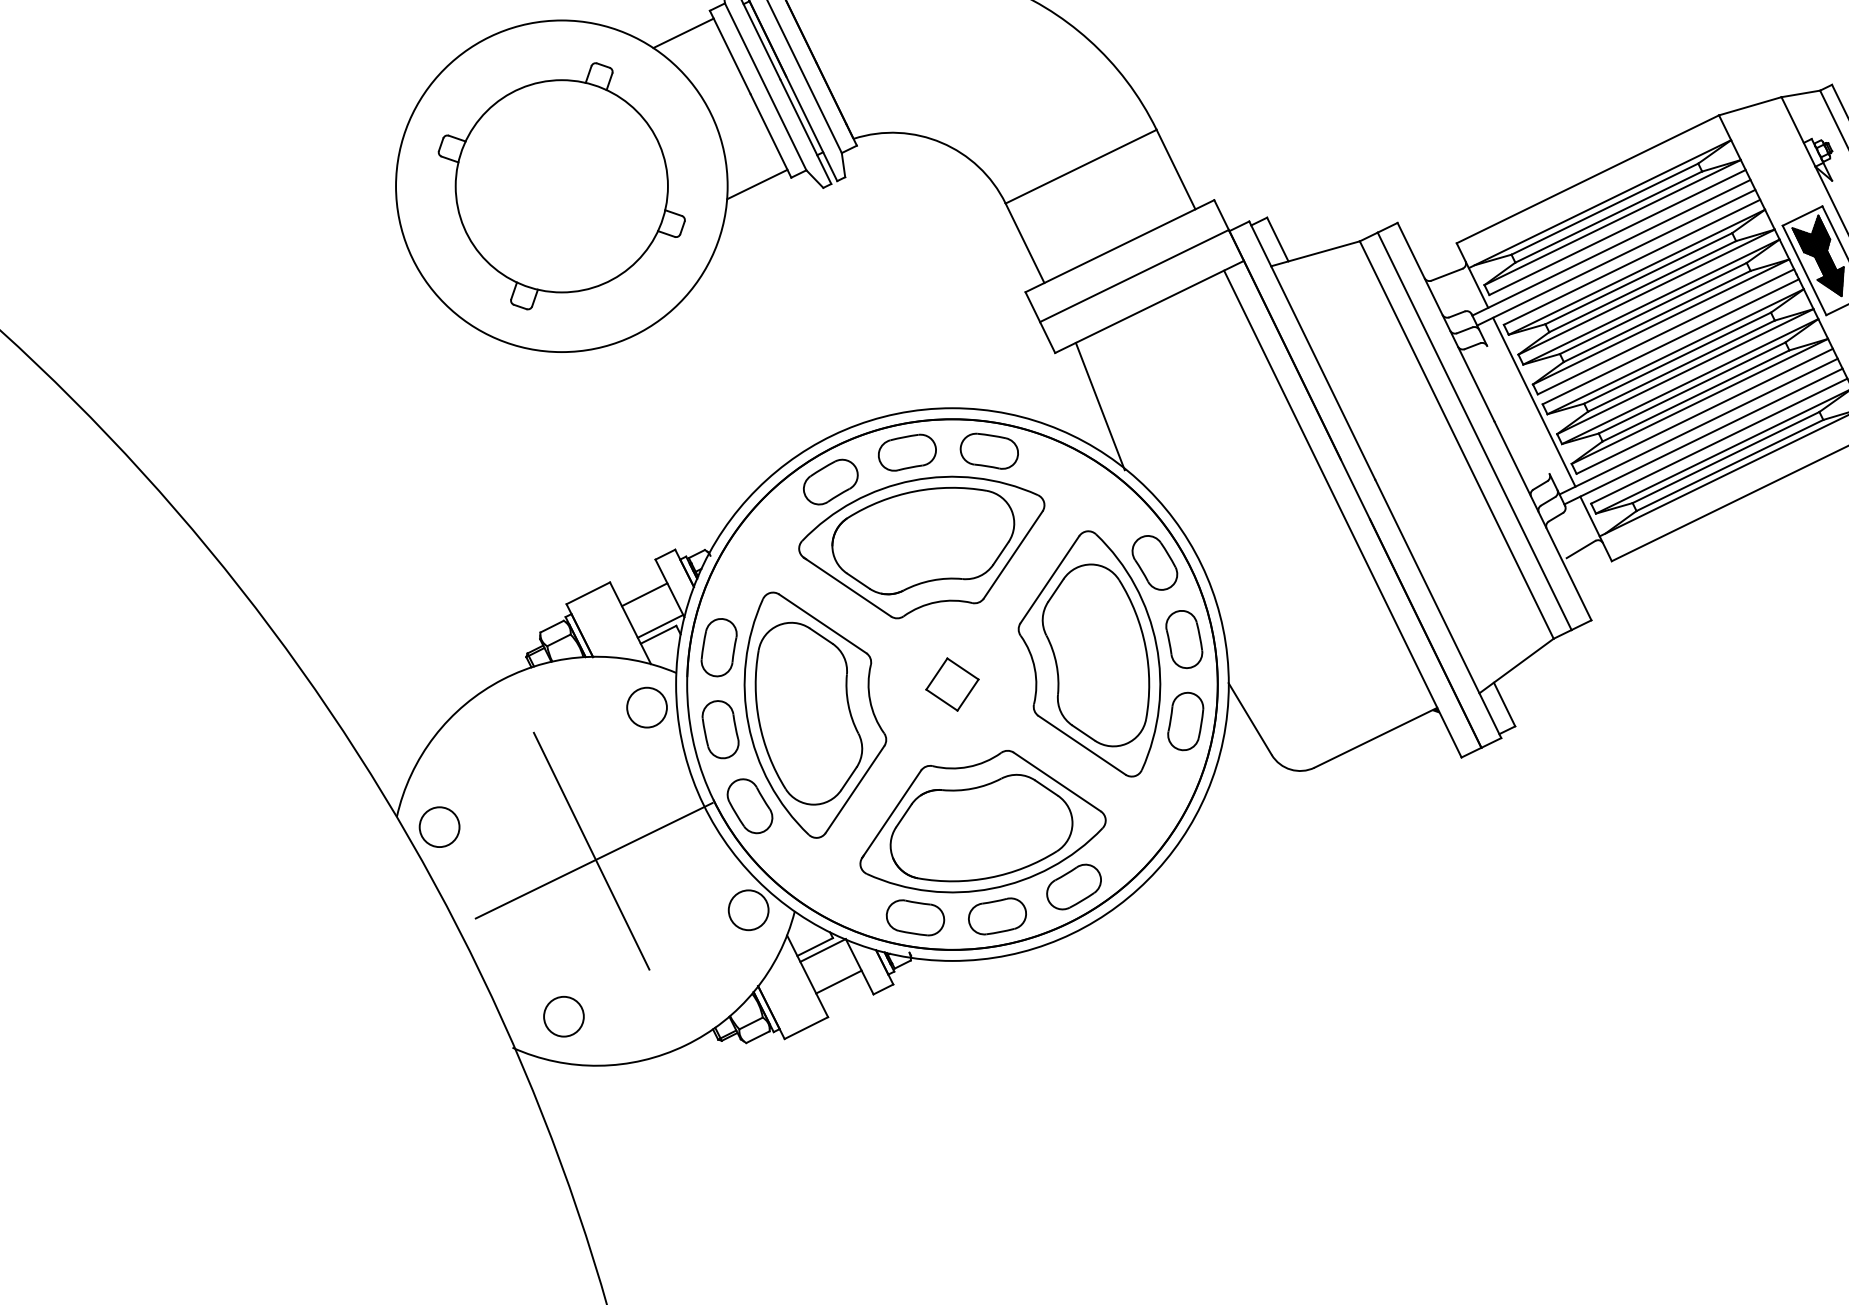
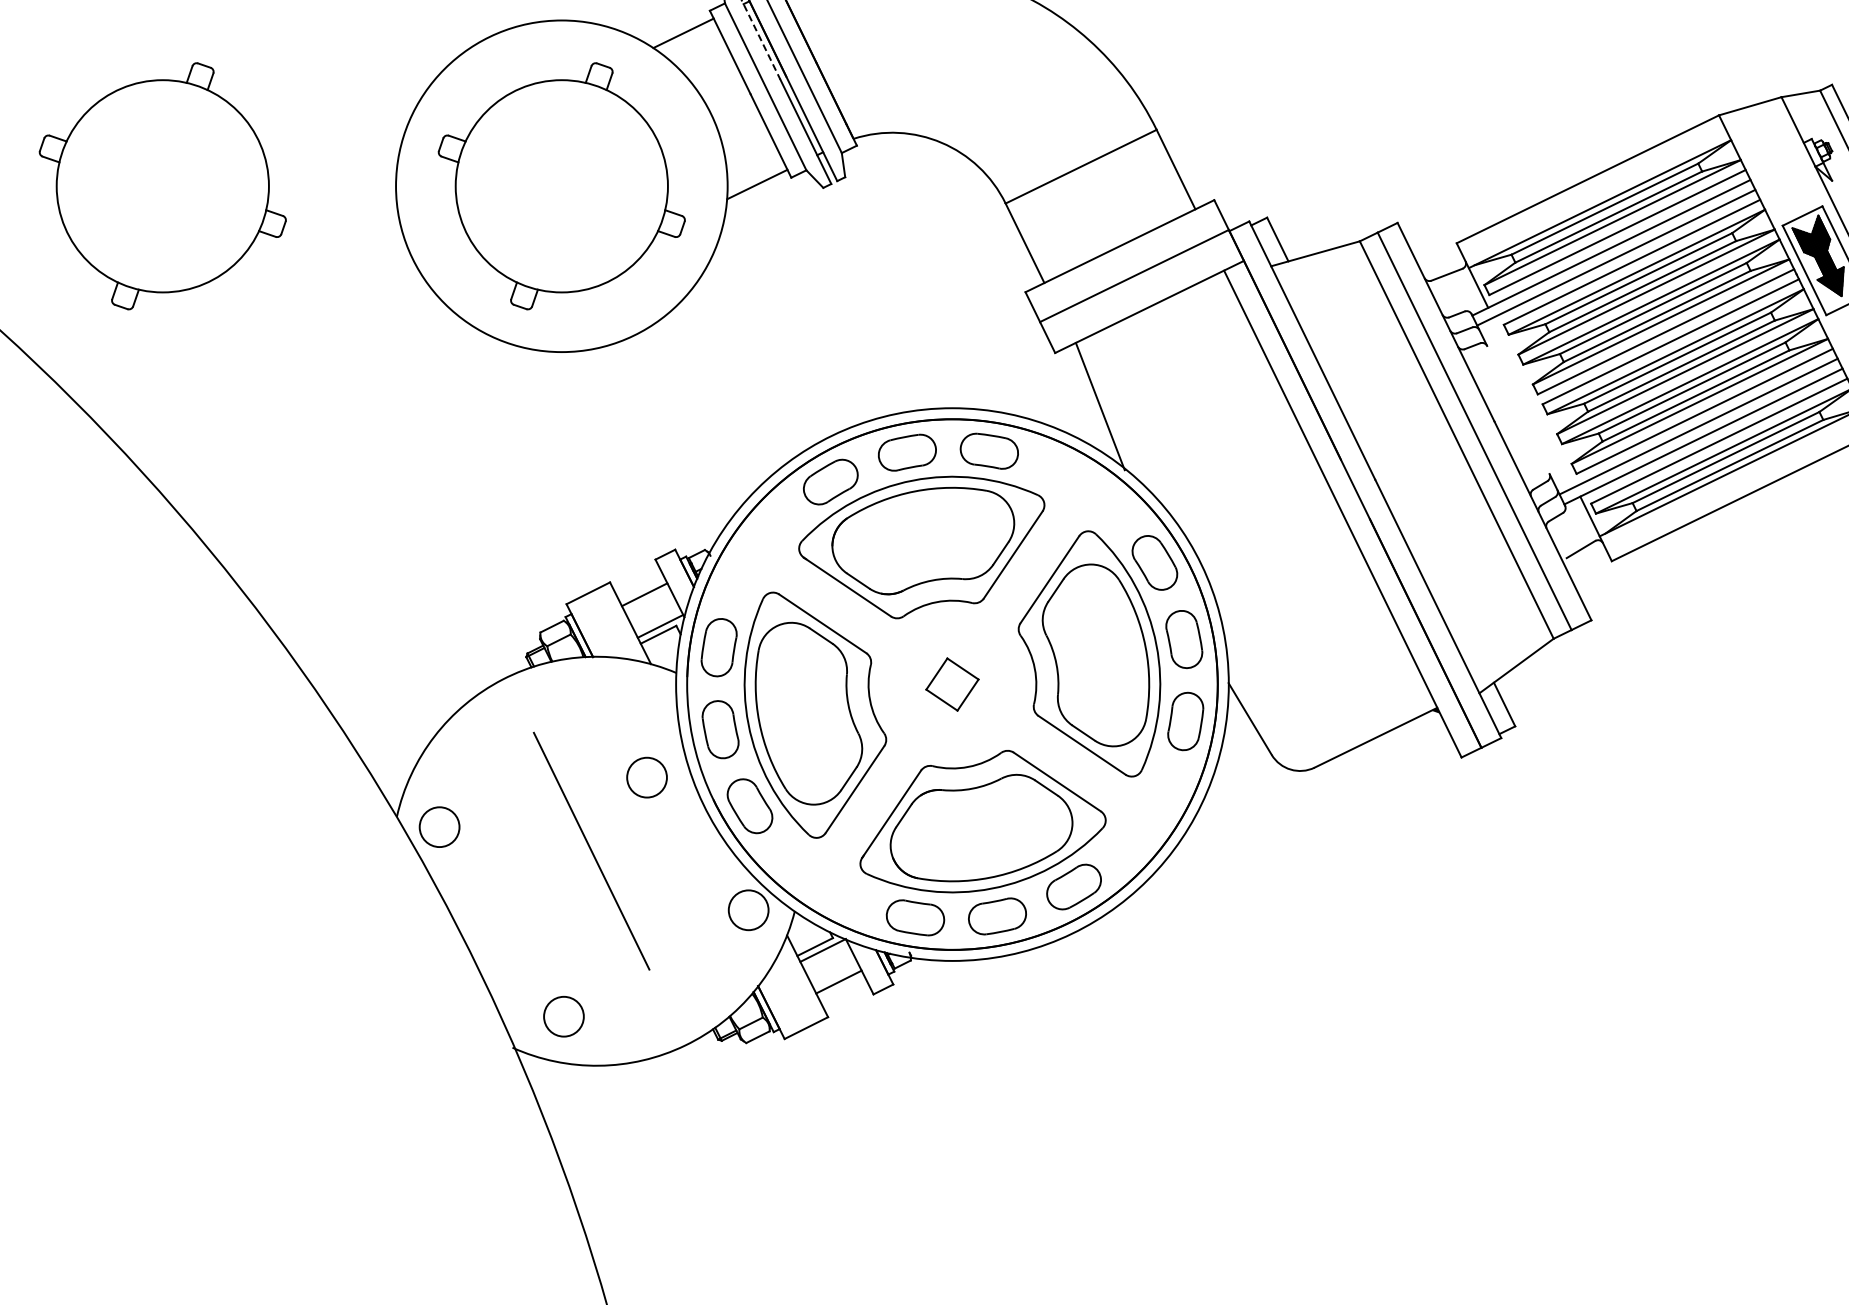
line: solid -> dashed (761, 40)
part: none -> present (162, 186)
line: present -> none (1534, 401)
circle position: (646, 707) -> (646, 777) (646, 777)
line: present -> none (595, 859)
